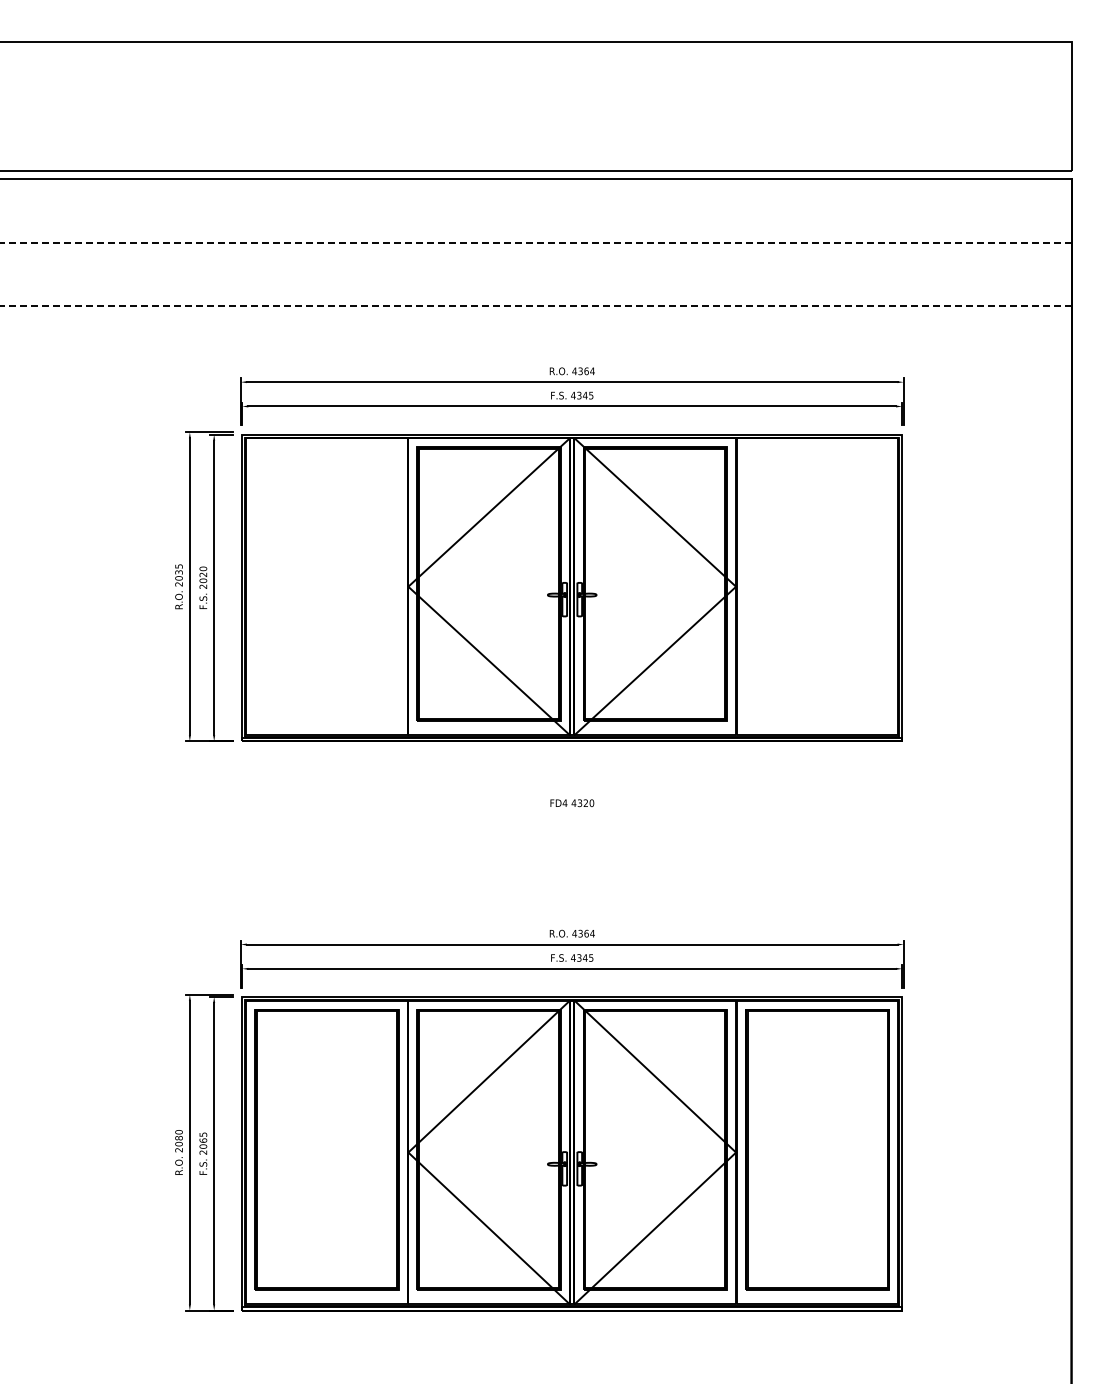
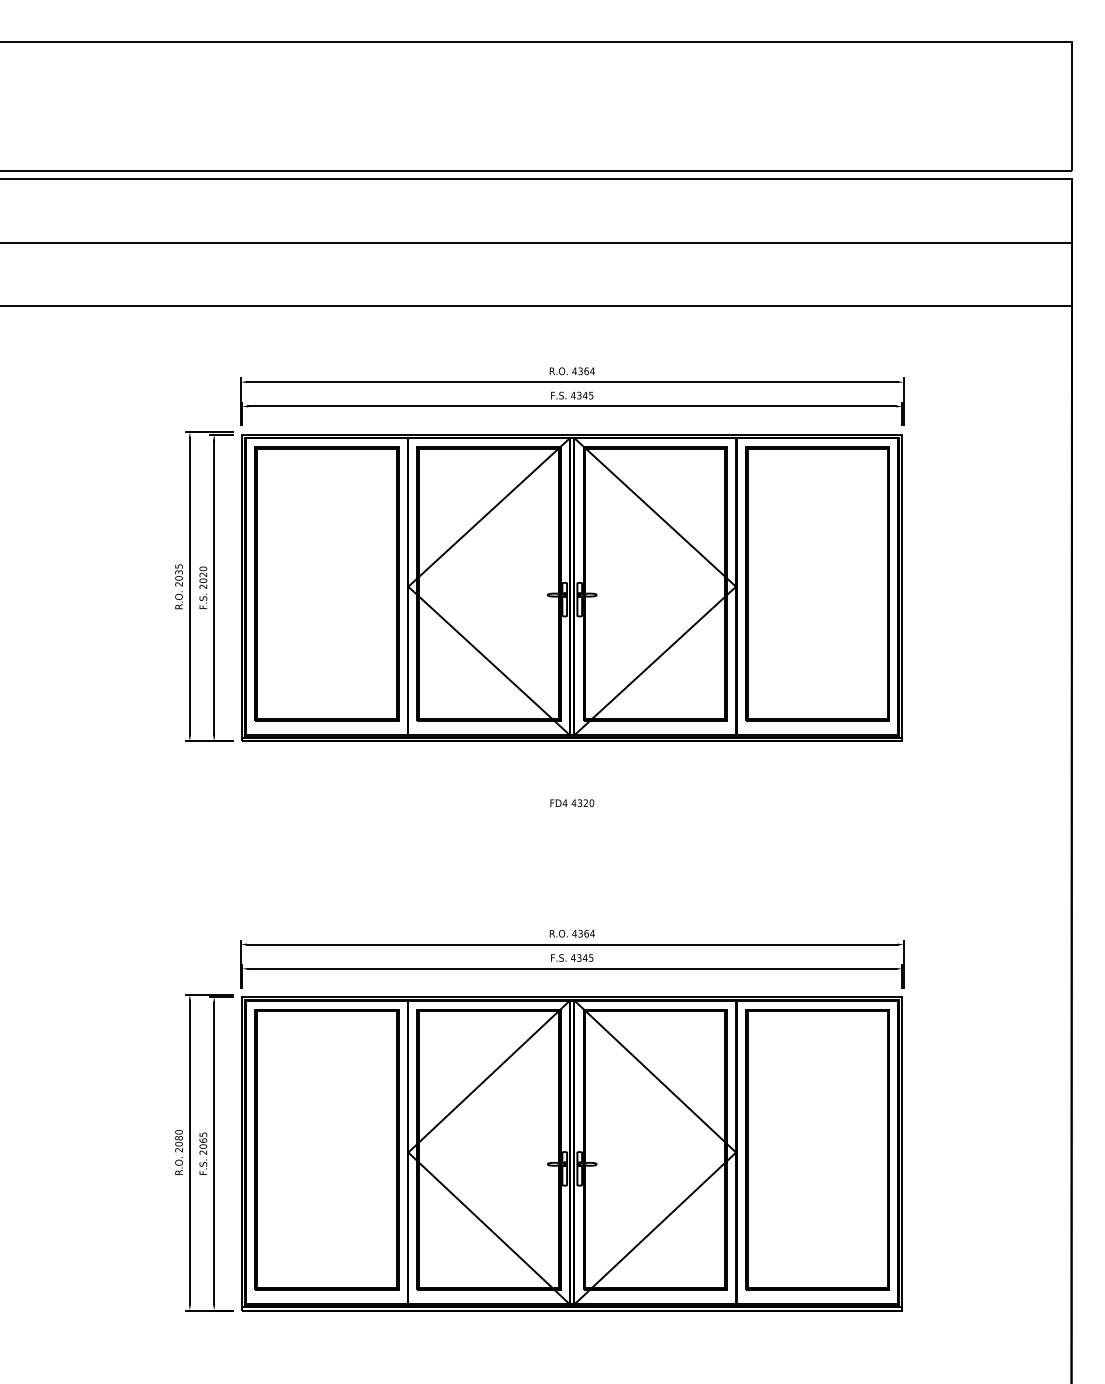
line: dashed -> solid (535, 242)
line: dashed -> solid (536, 306)
part: none -> present (326, 583)
part: none -> present (817, 583)
